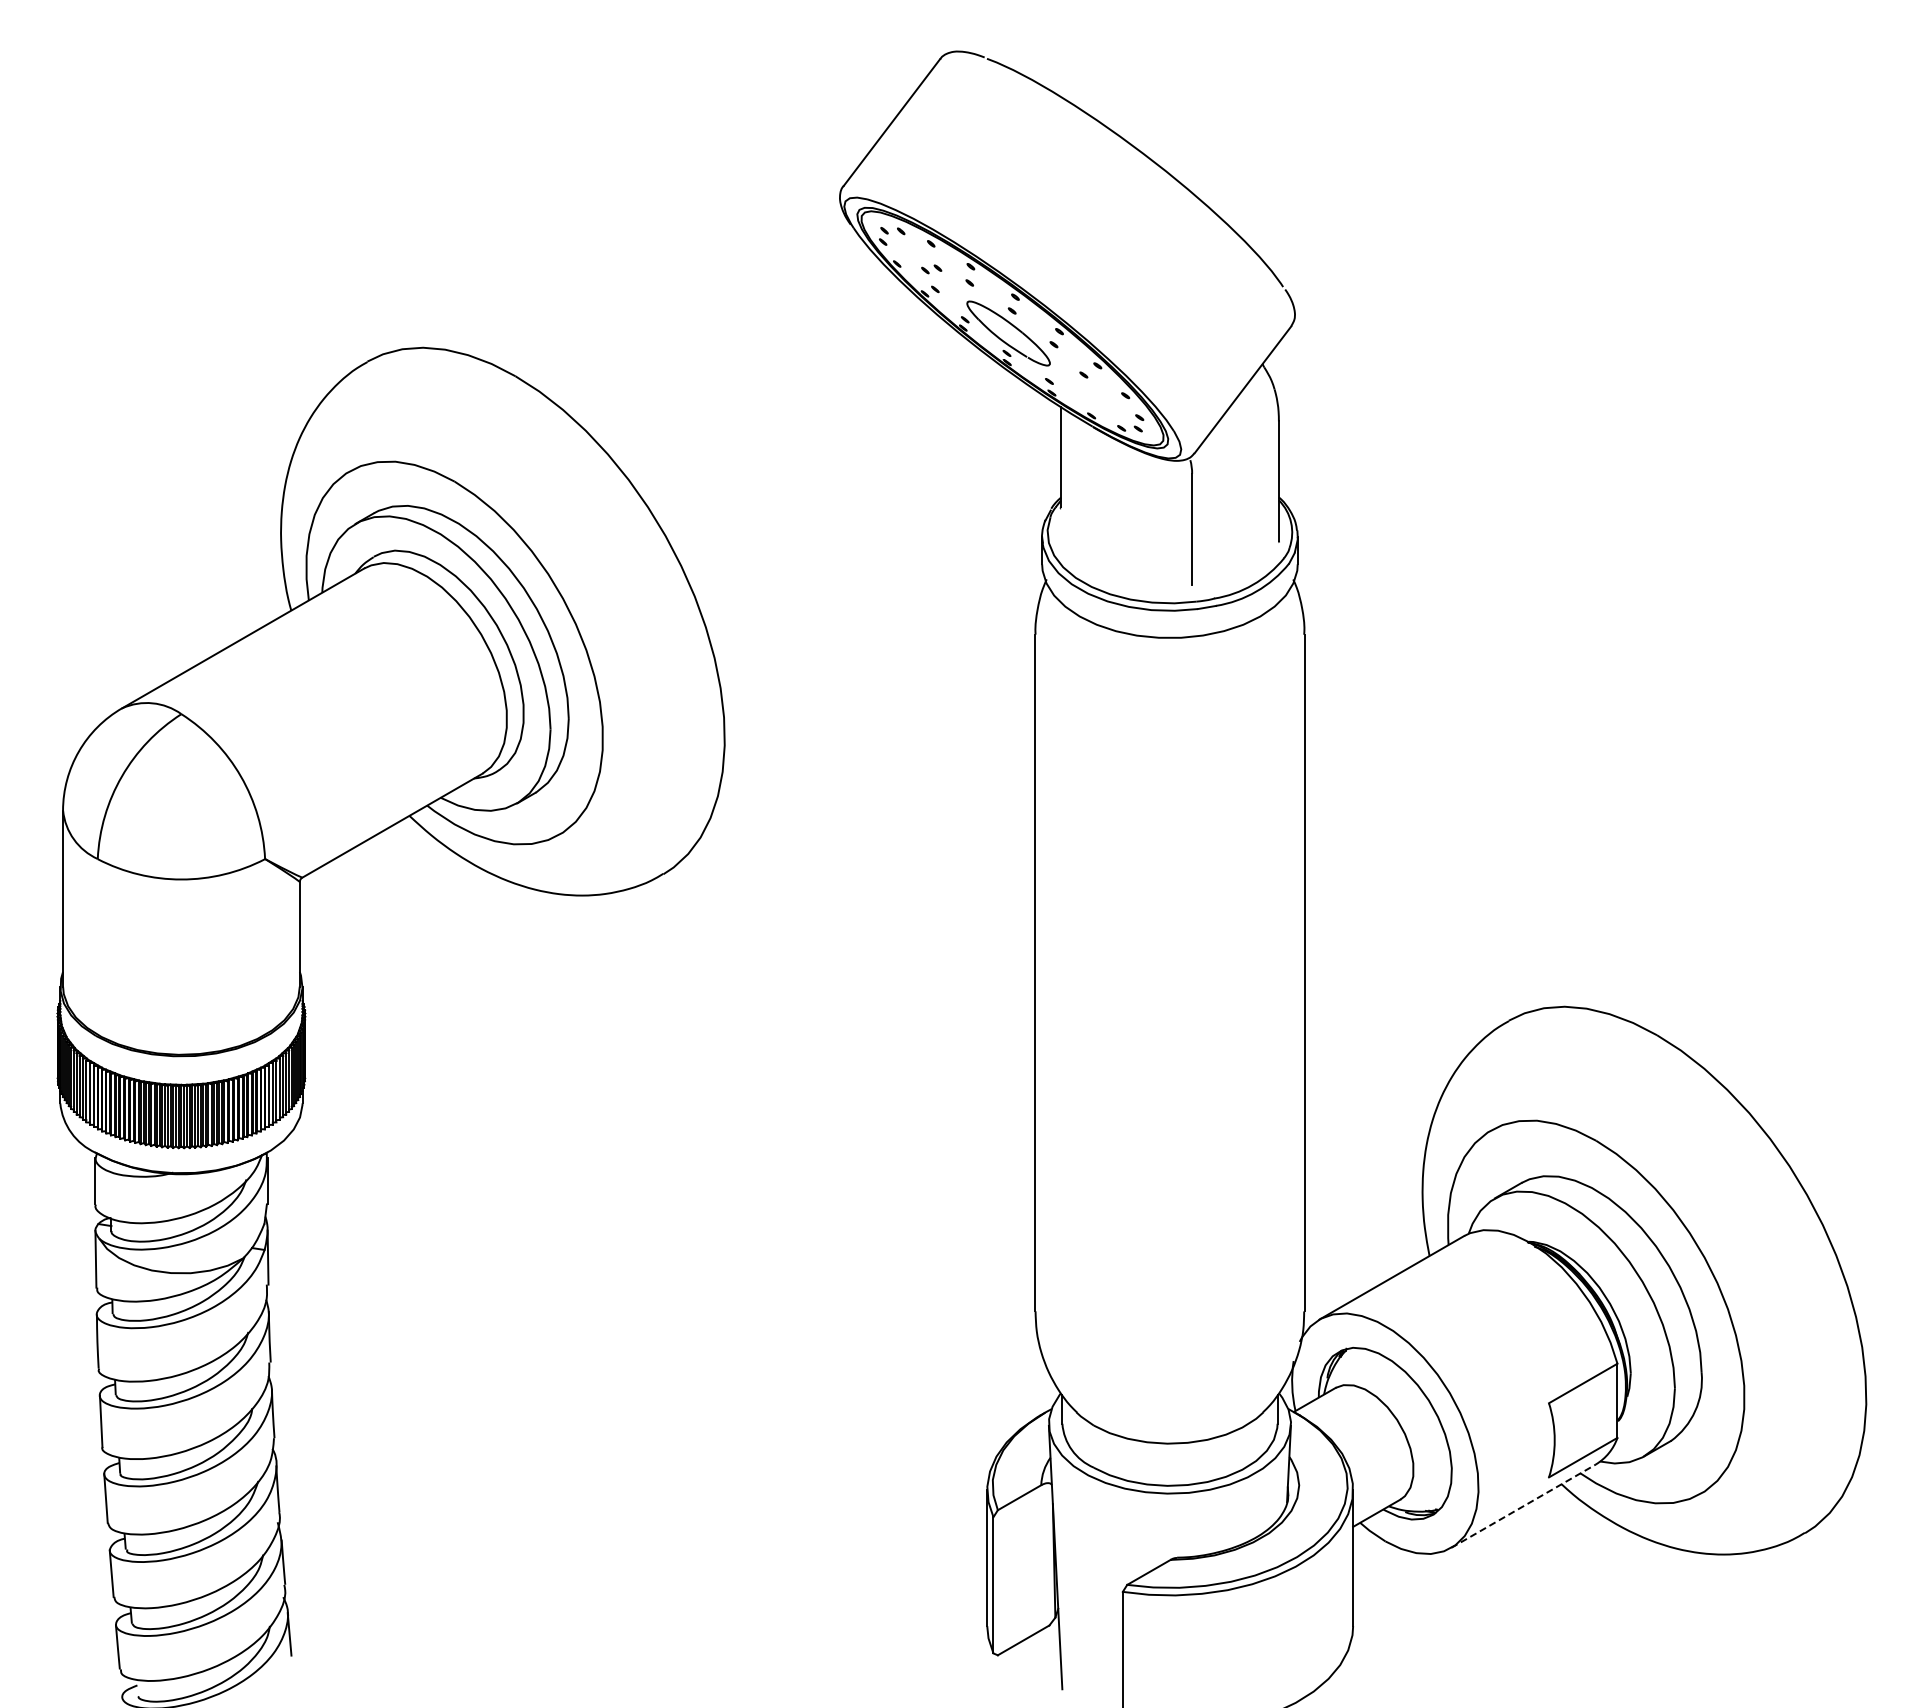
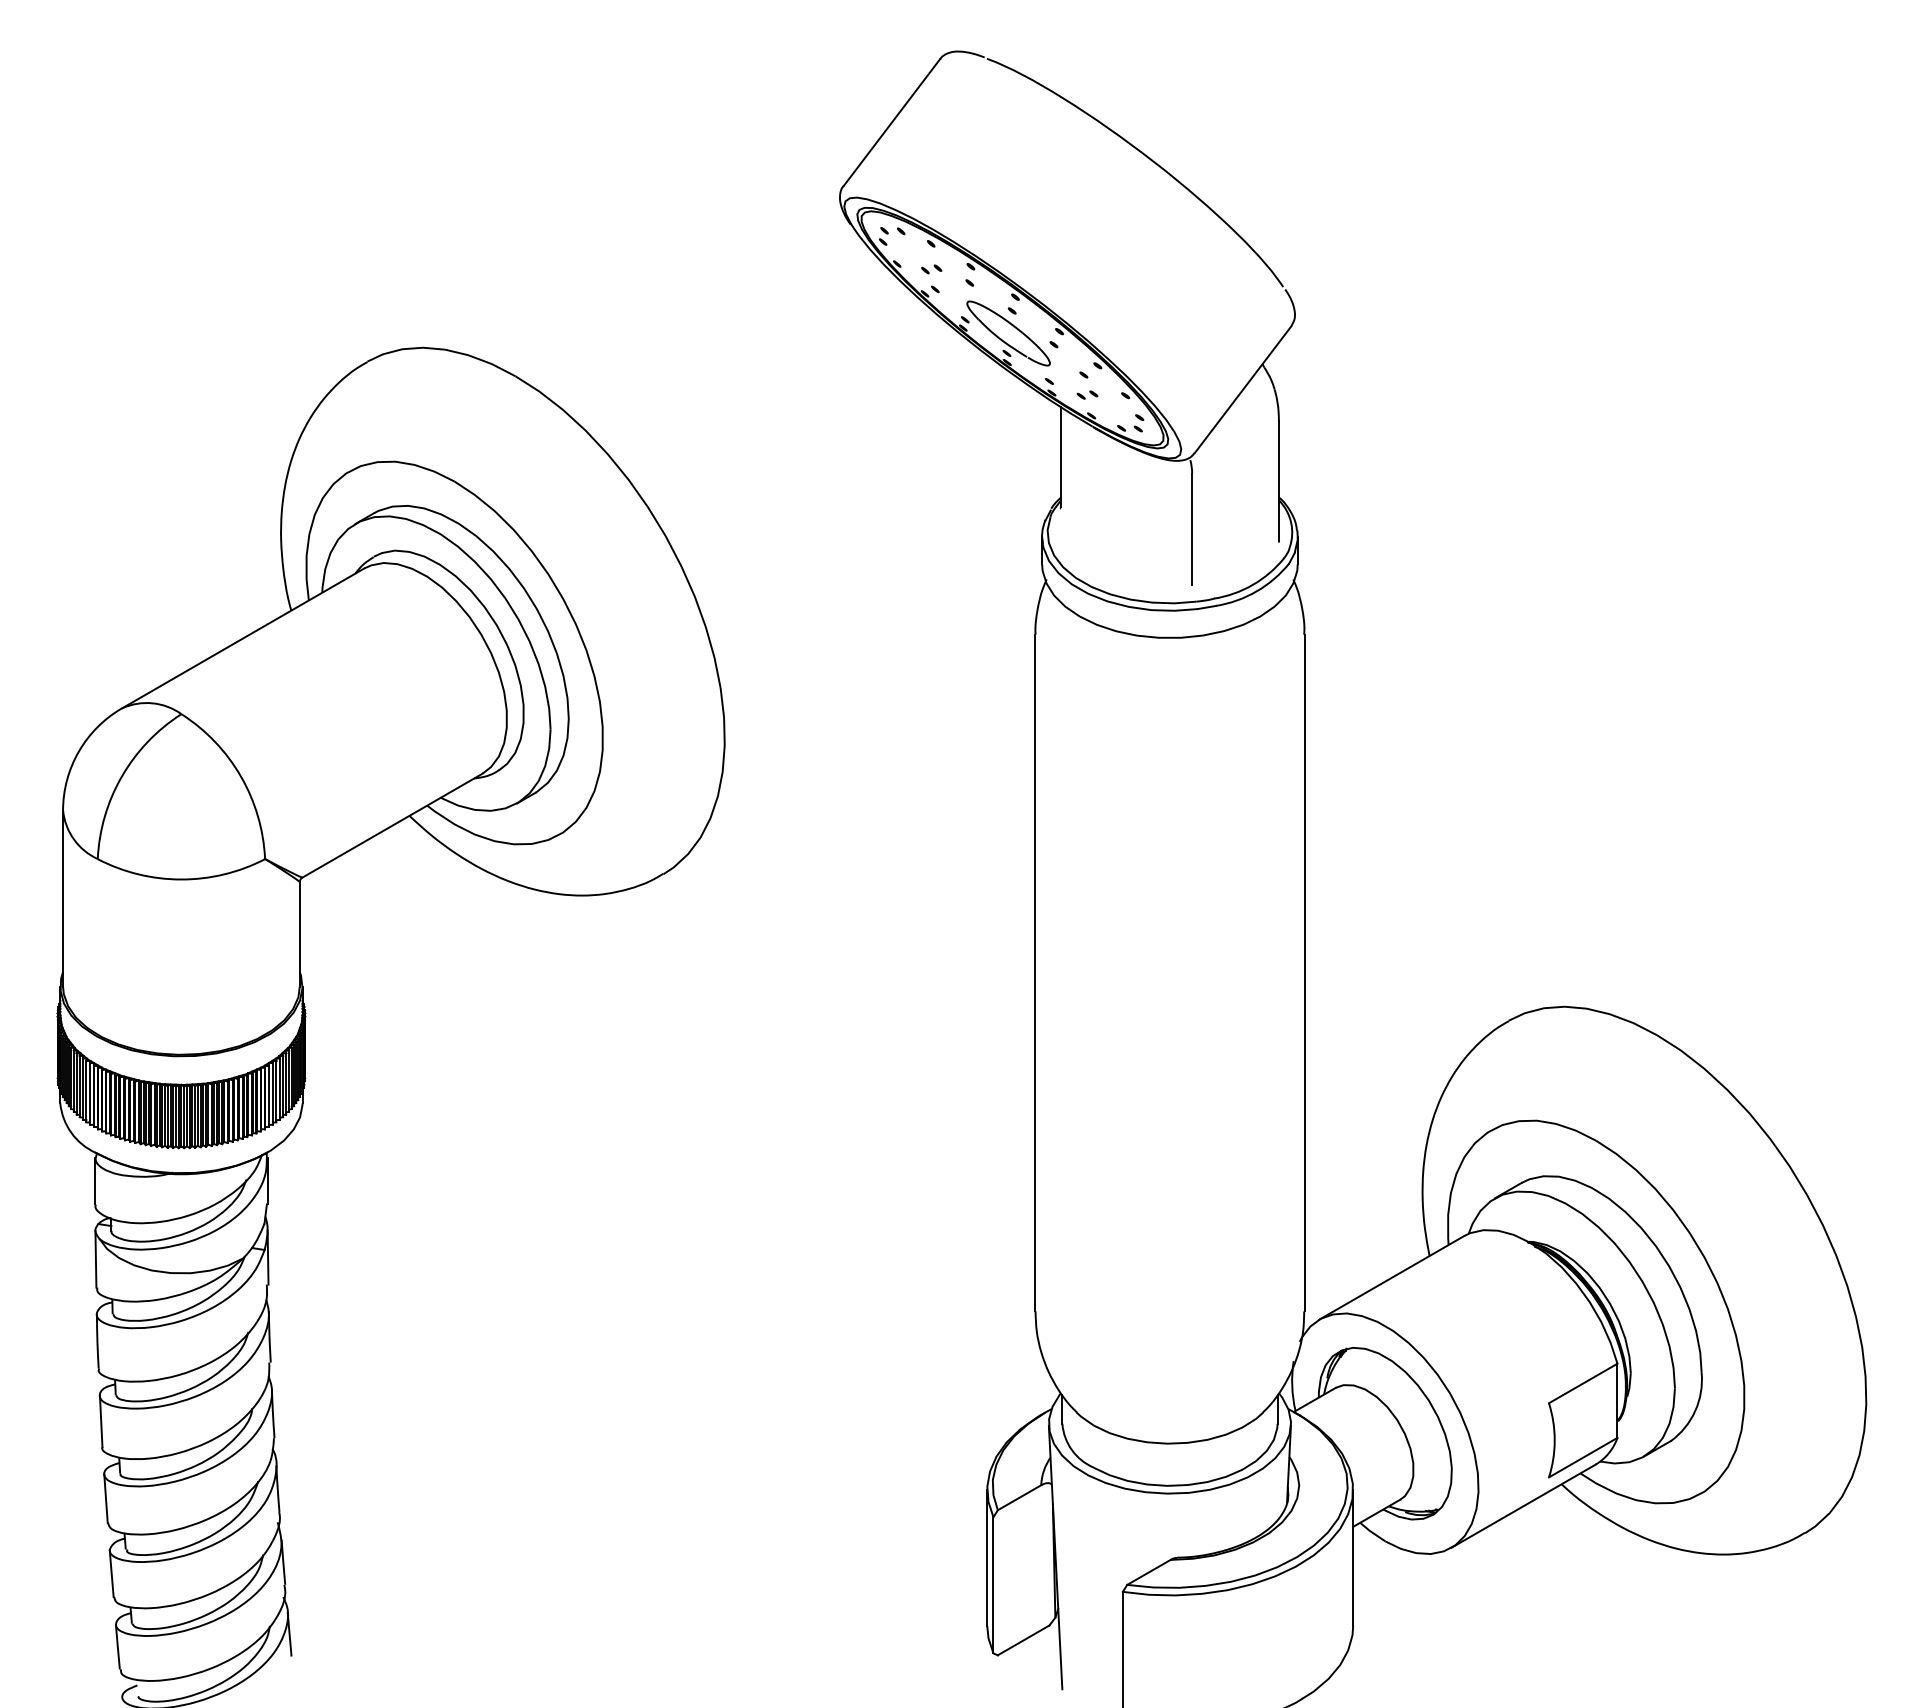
part: none -> present (1087, 394)
line: dashed -> solid (1524, 1505)
